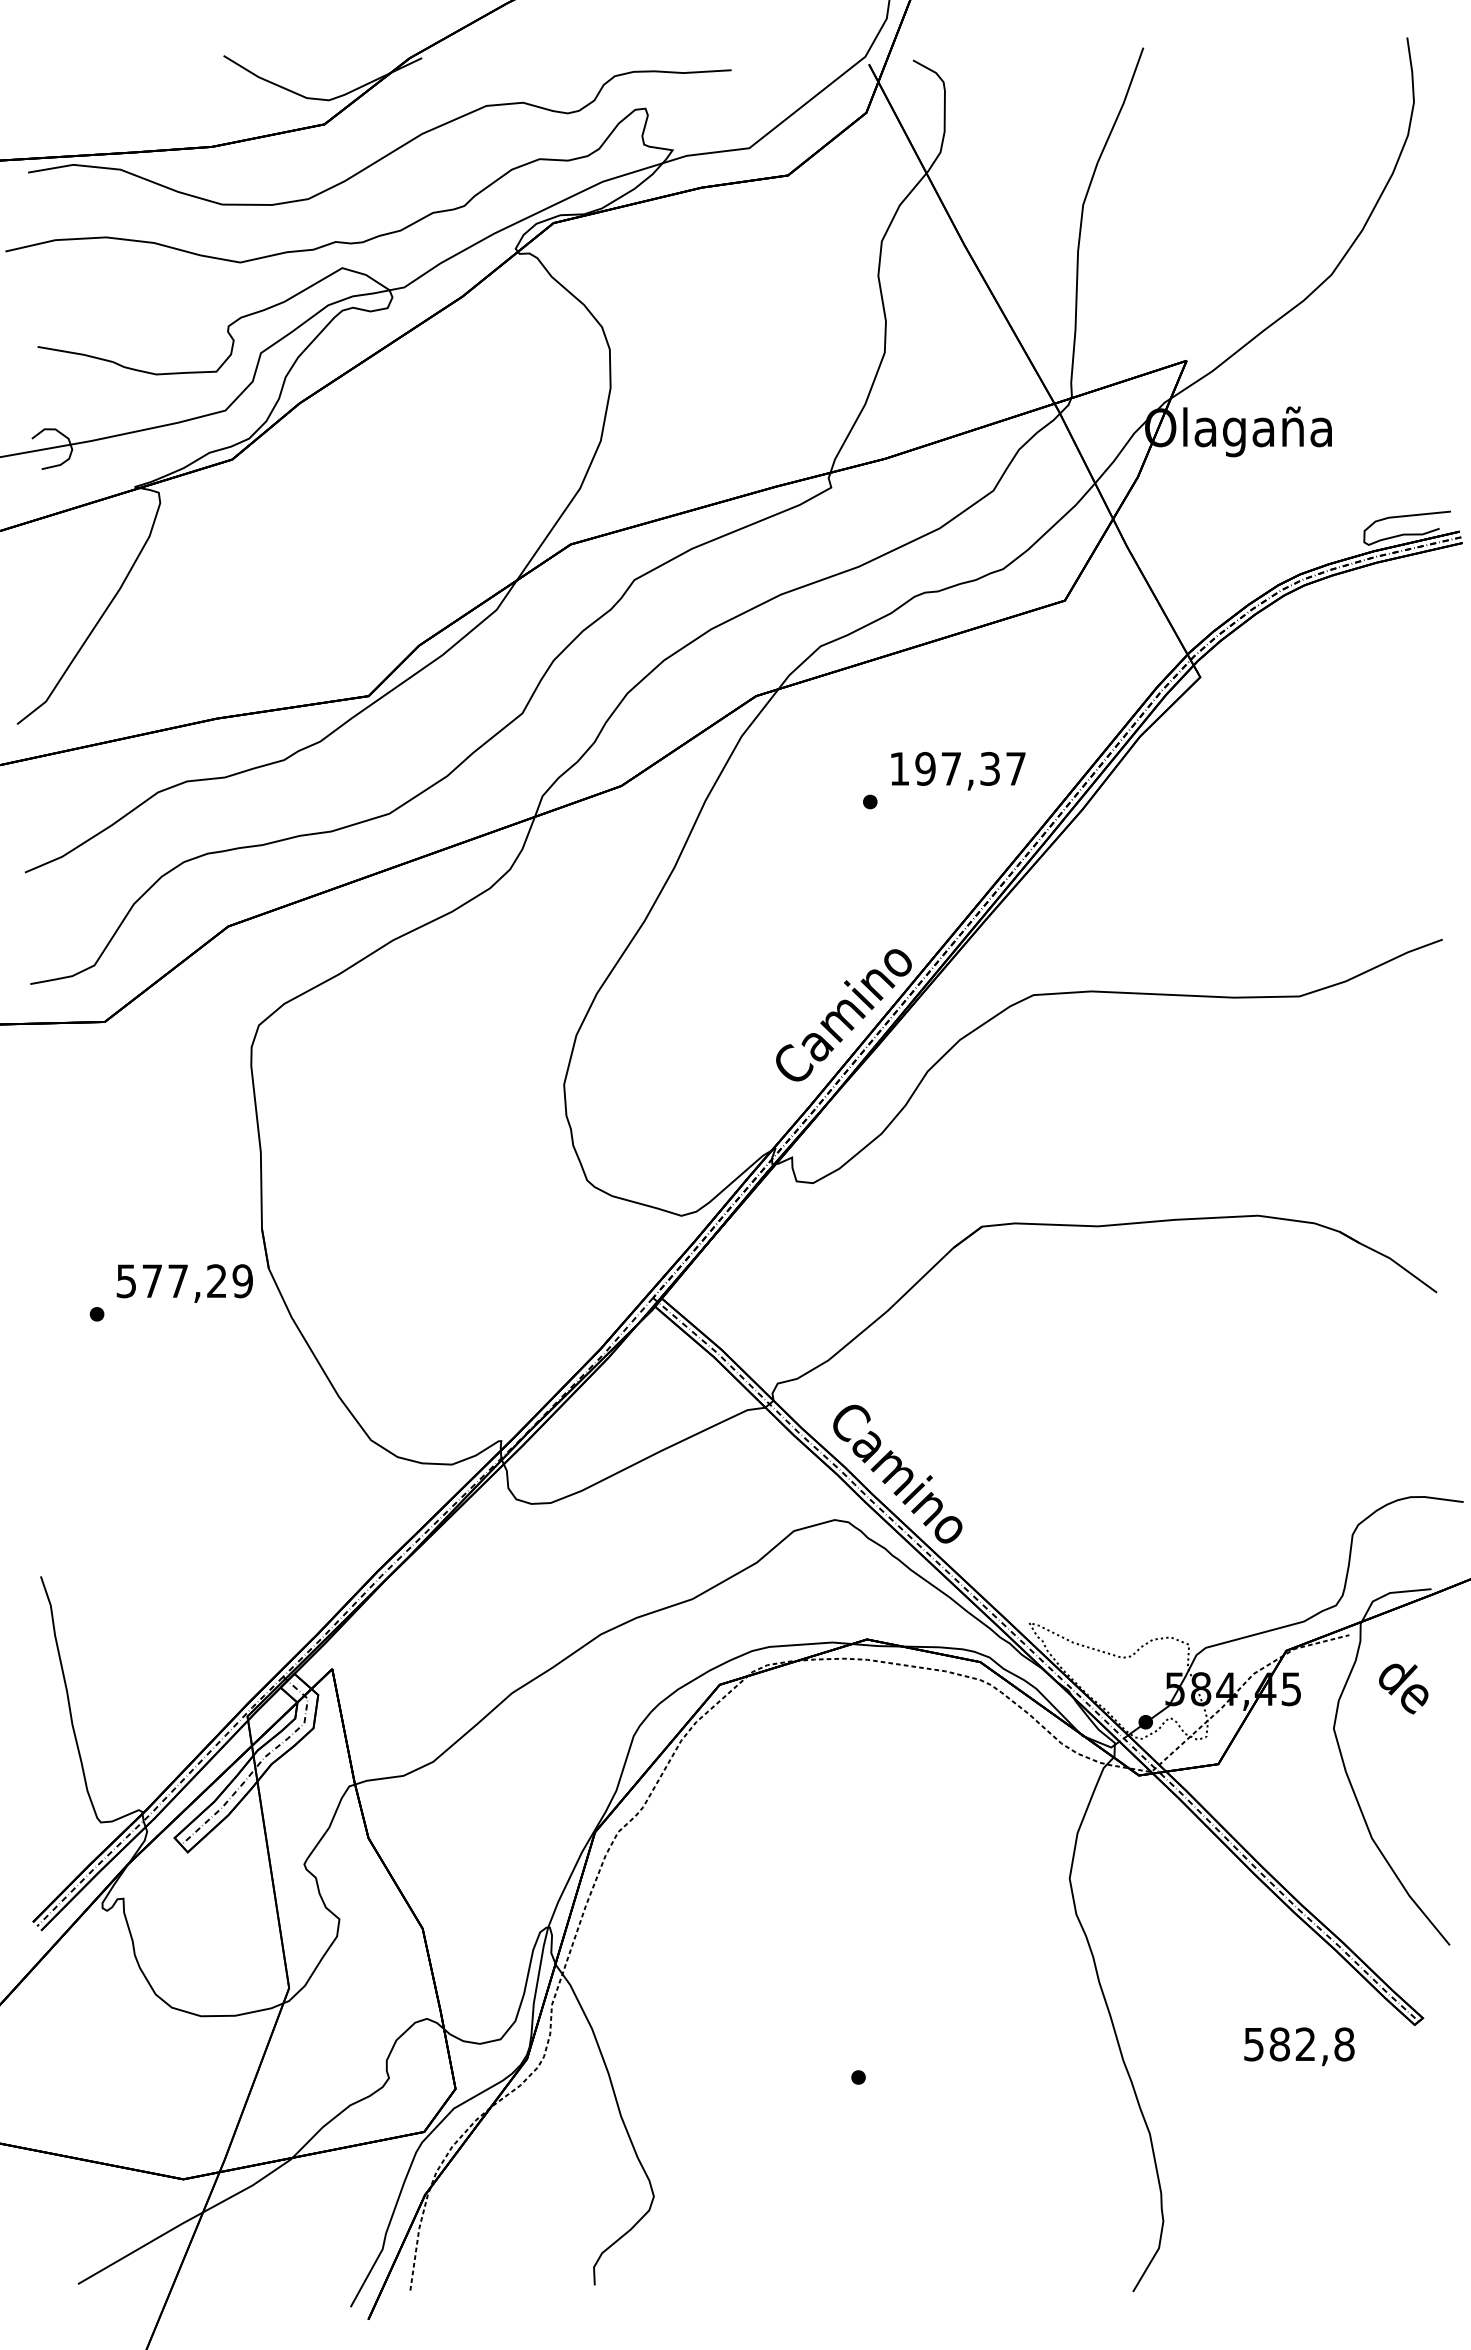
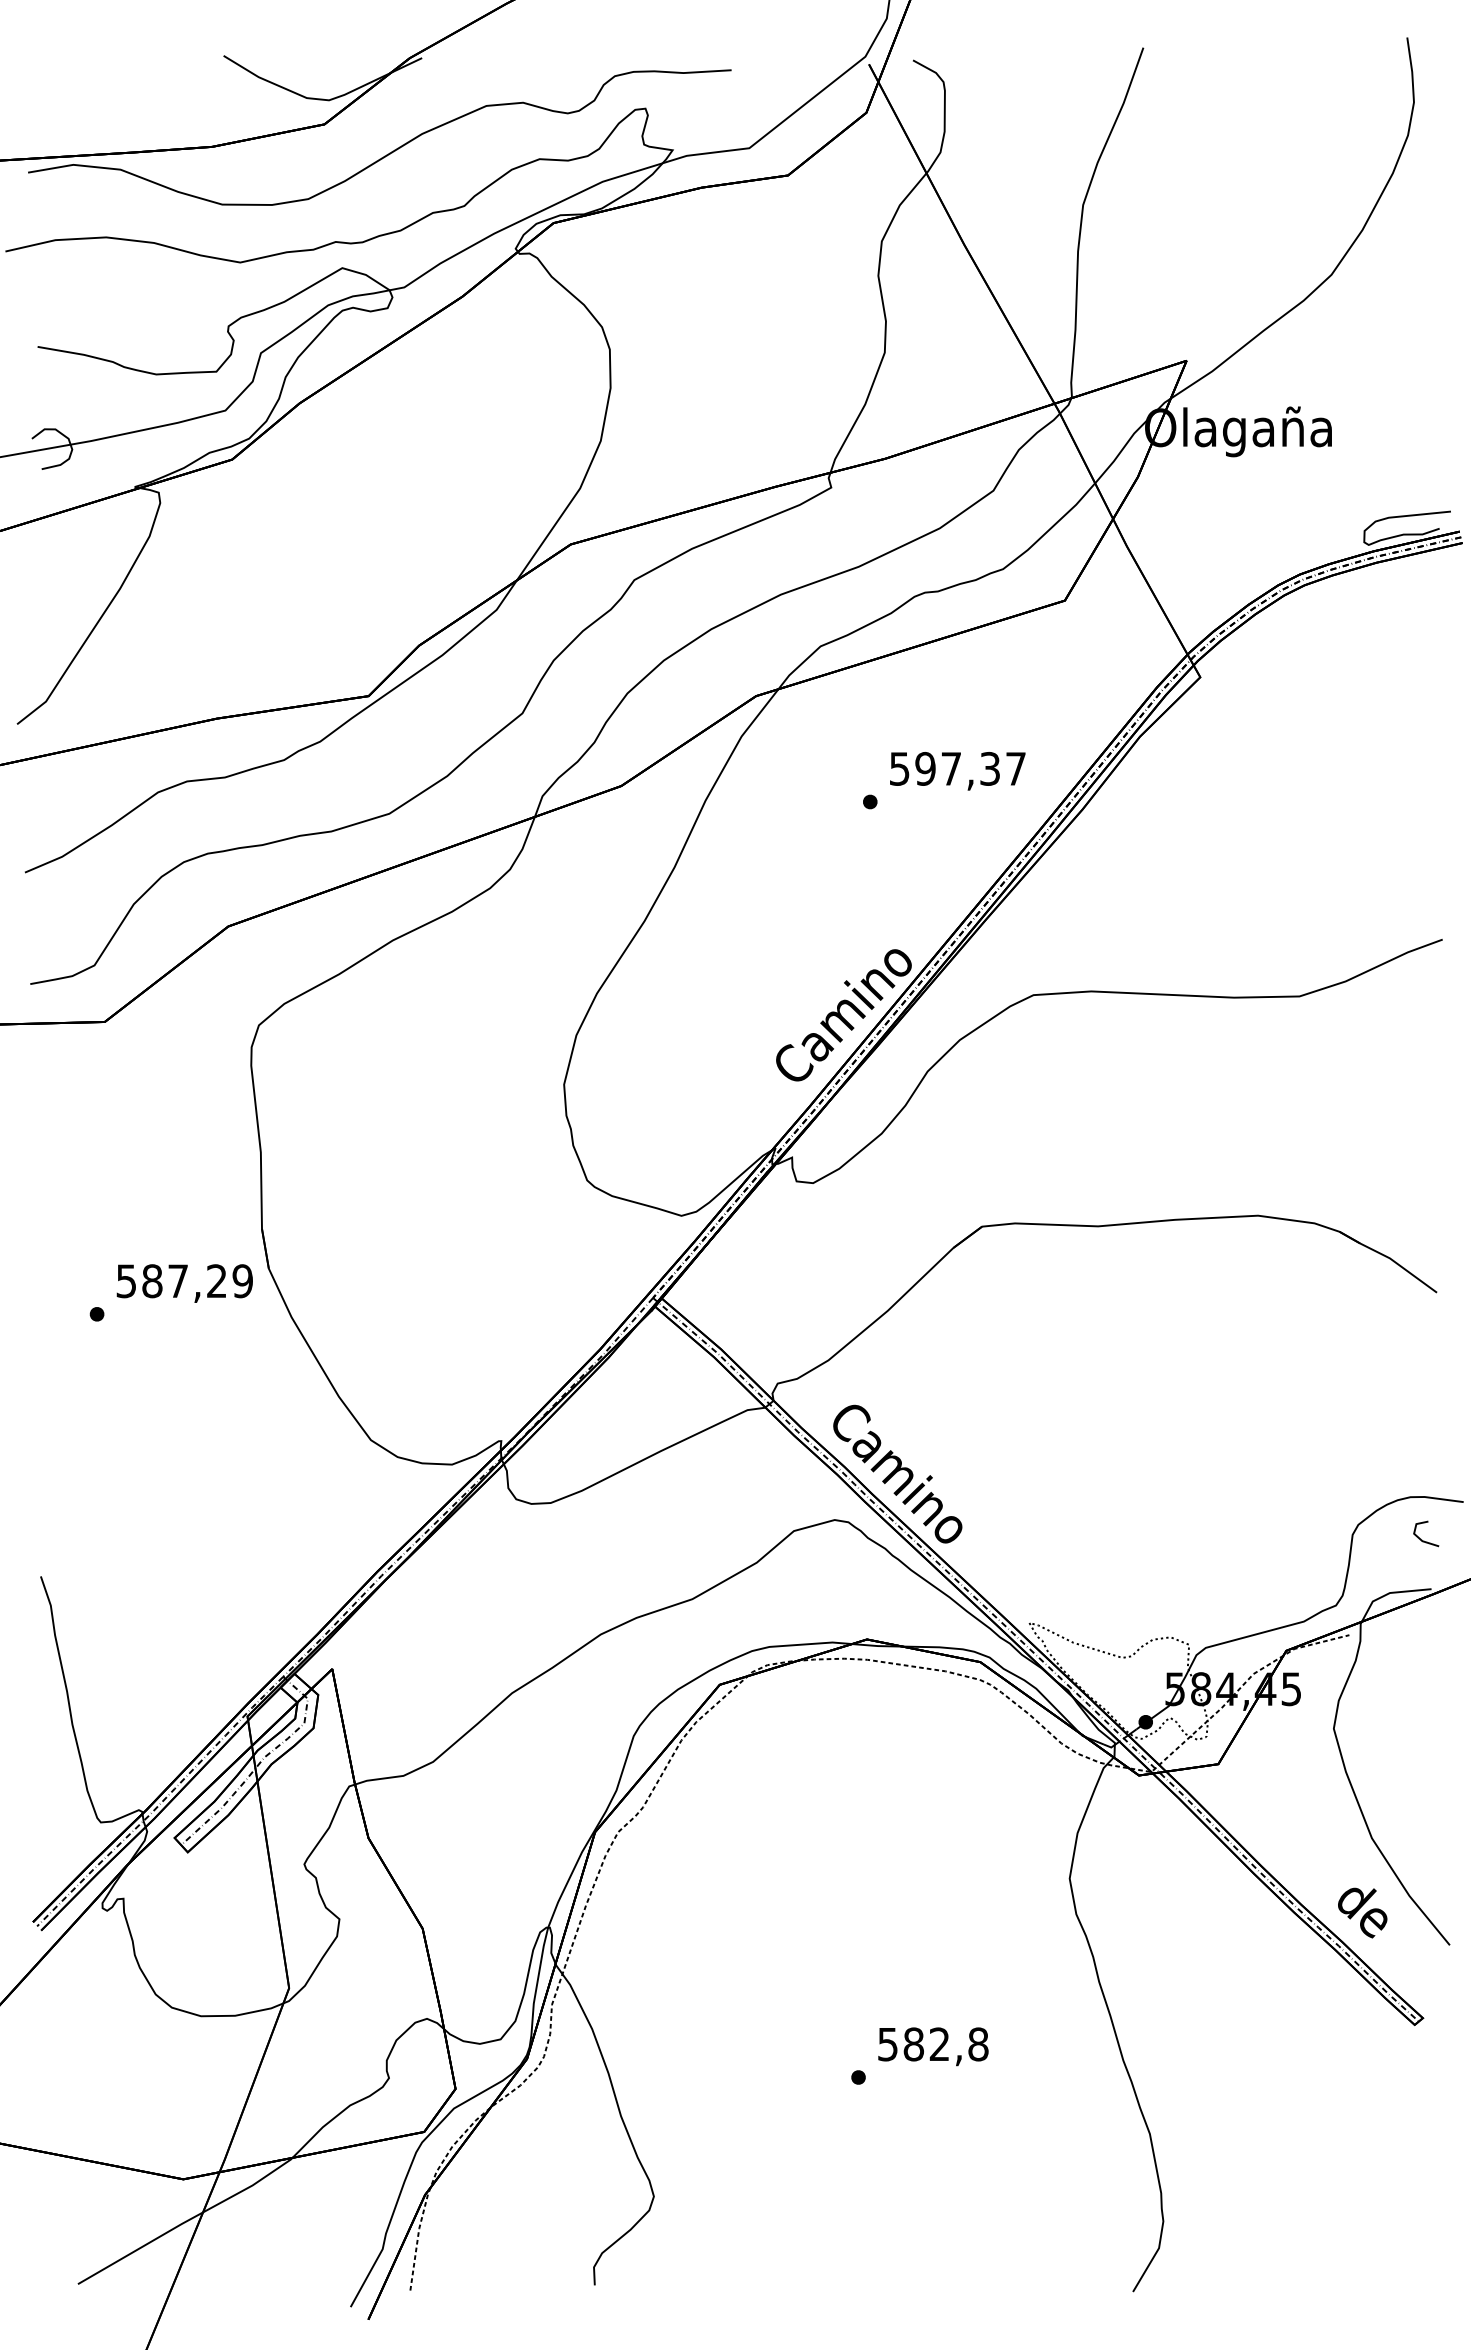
text: 197,37 -> 597,37 (899, 768)
text: 577,29 -> 587,29 (152, 1281)
line: none -> present (1422, 1539)
text position: (1403, 1688) -> (1362, 1912) (1362, 1912)
text position: (1299, 2046) -> (933, 2046) (933, 2046)
